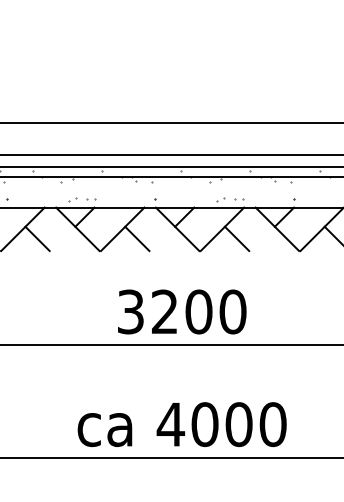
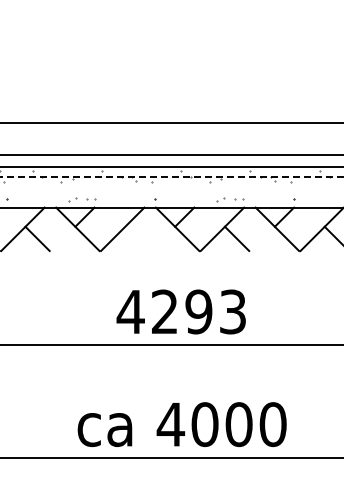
line: solid -> dashed (171, 176)
line: present -> none (137, 238)
text: 3200 -> 4293 (181, 311)
